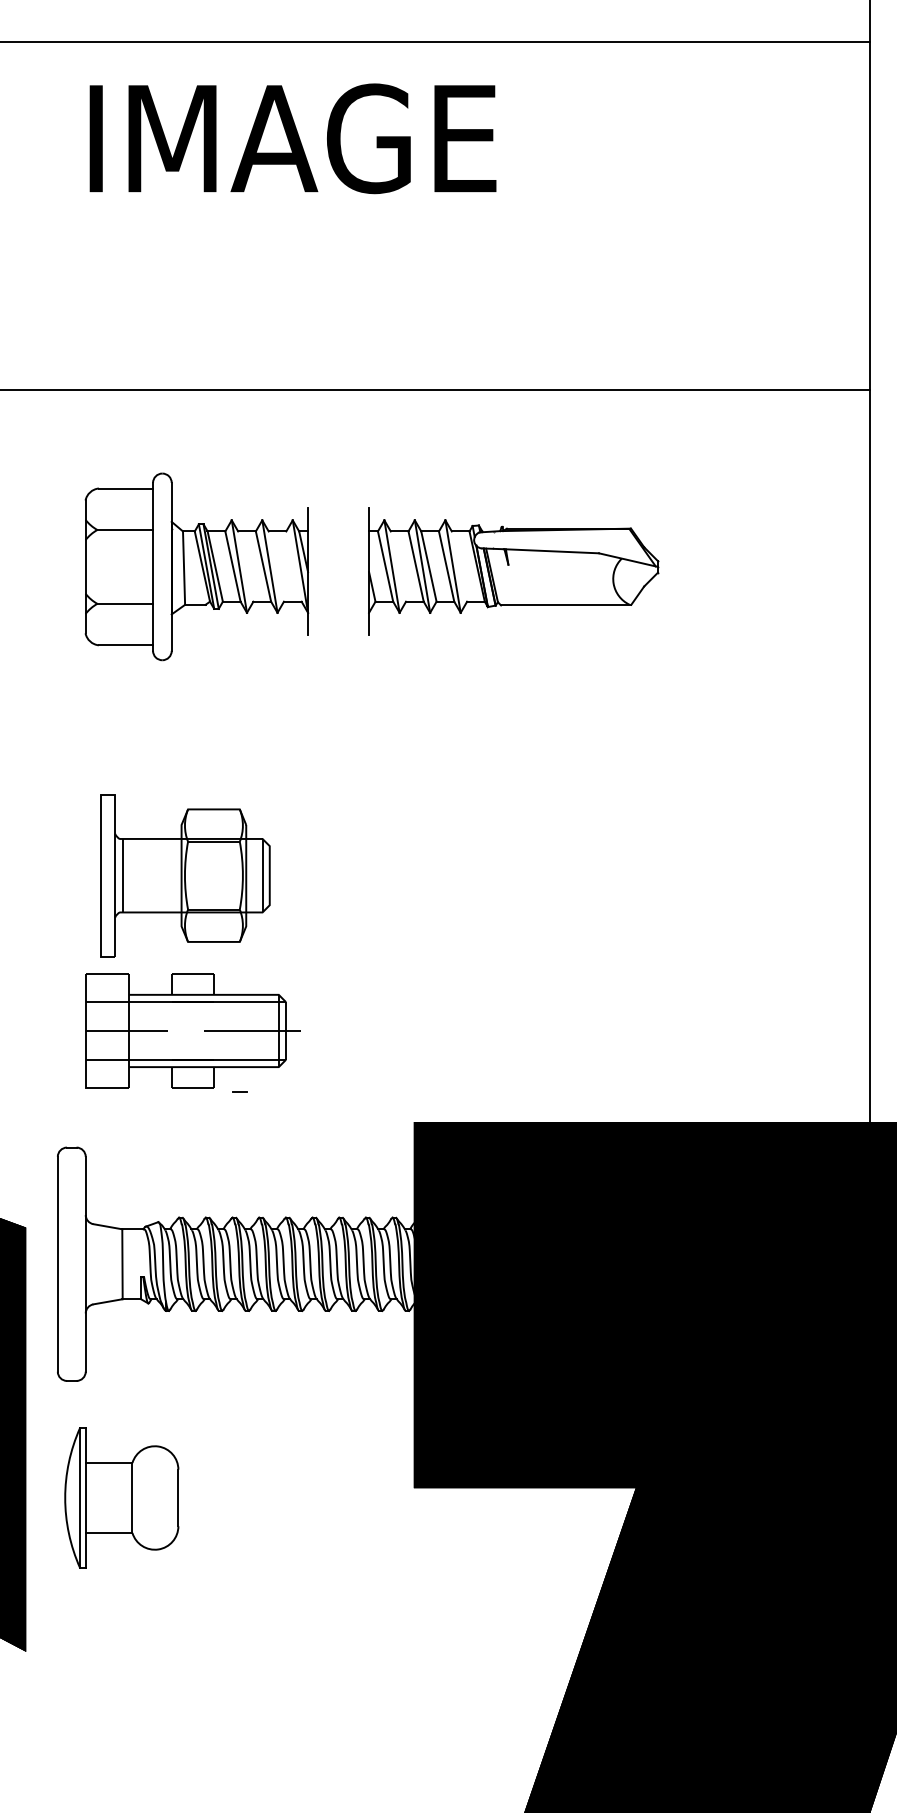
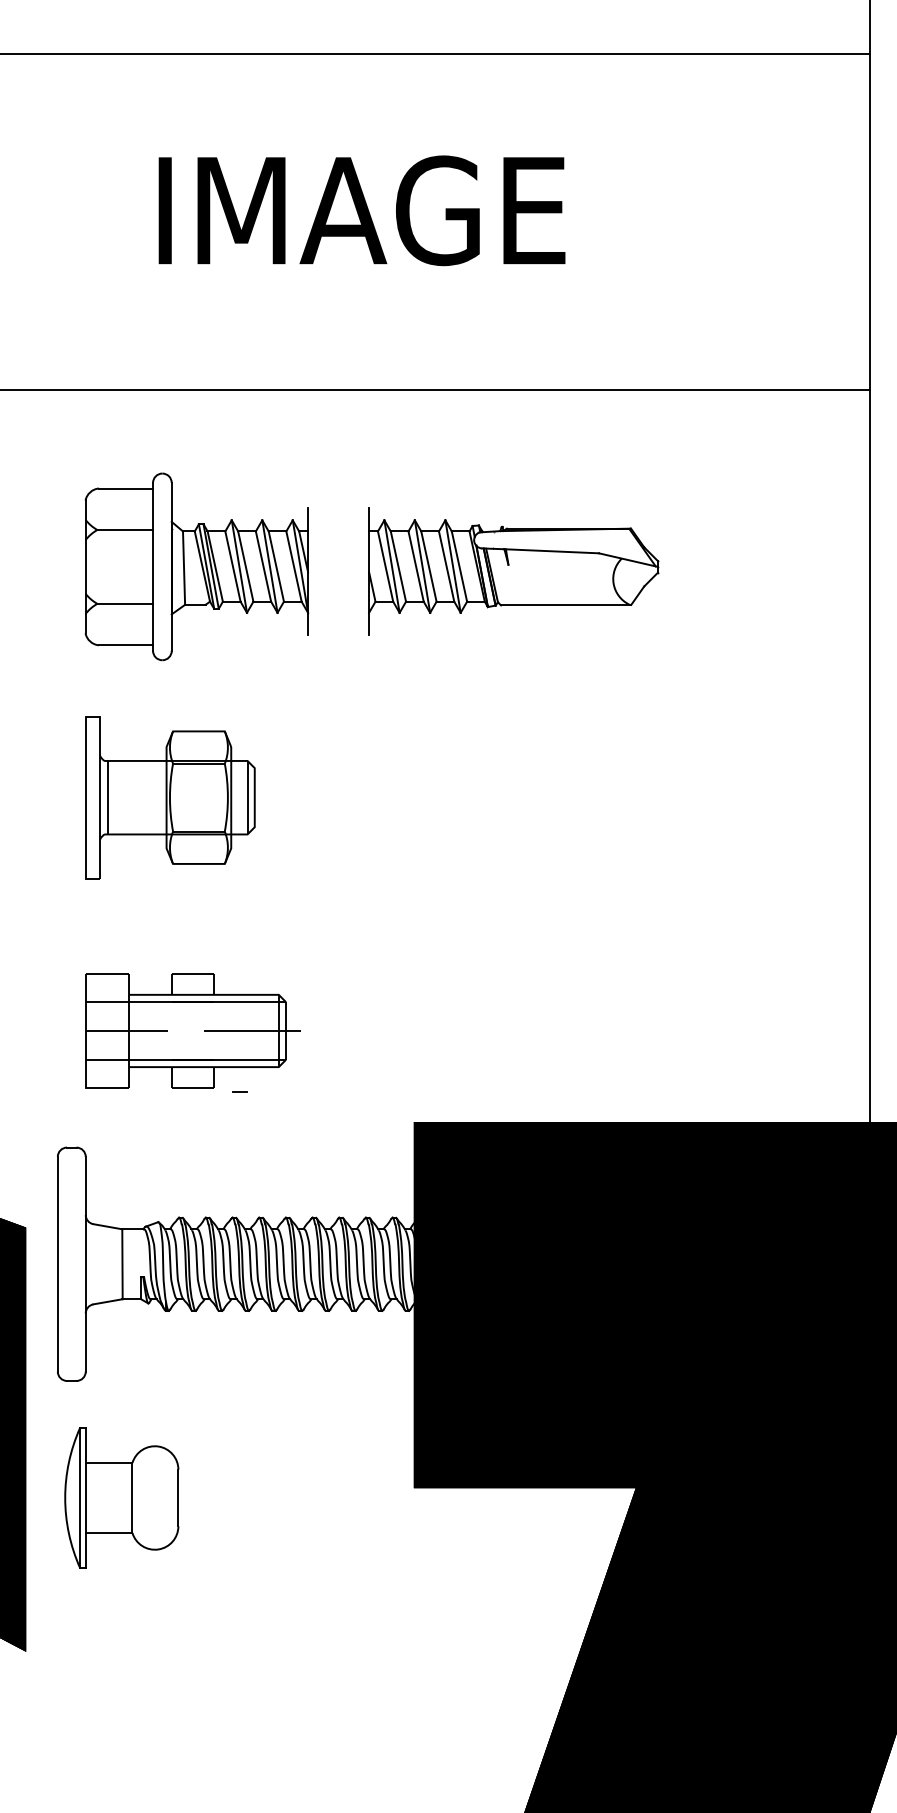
line position: (436, 42) -> (436, 54) (436, 54)
text position: (292, 138) -> (361, 210) (361, 210)
line: none -> present (245, 566)
line: none -> present (275, 566)
line: none -> present (293, 566)
line: none -> present (398, 566)
line: none -> present (459, 566)
part position: (185, 875) -> (170, 797) (170, 797)
